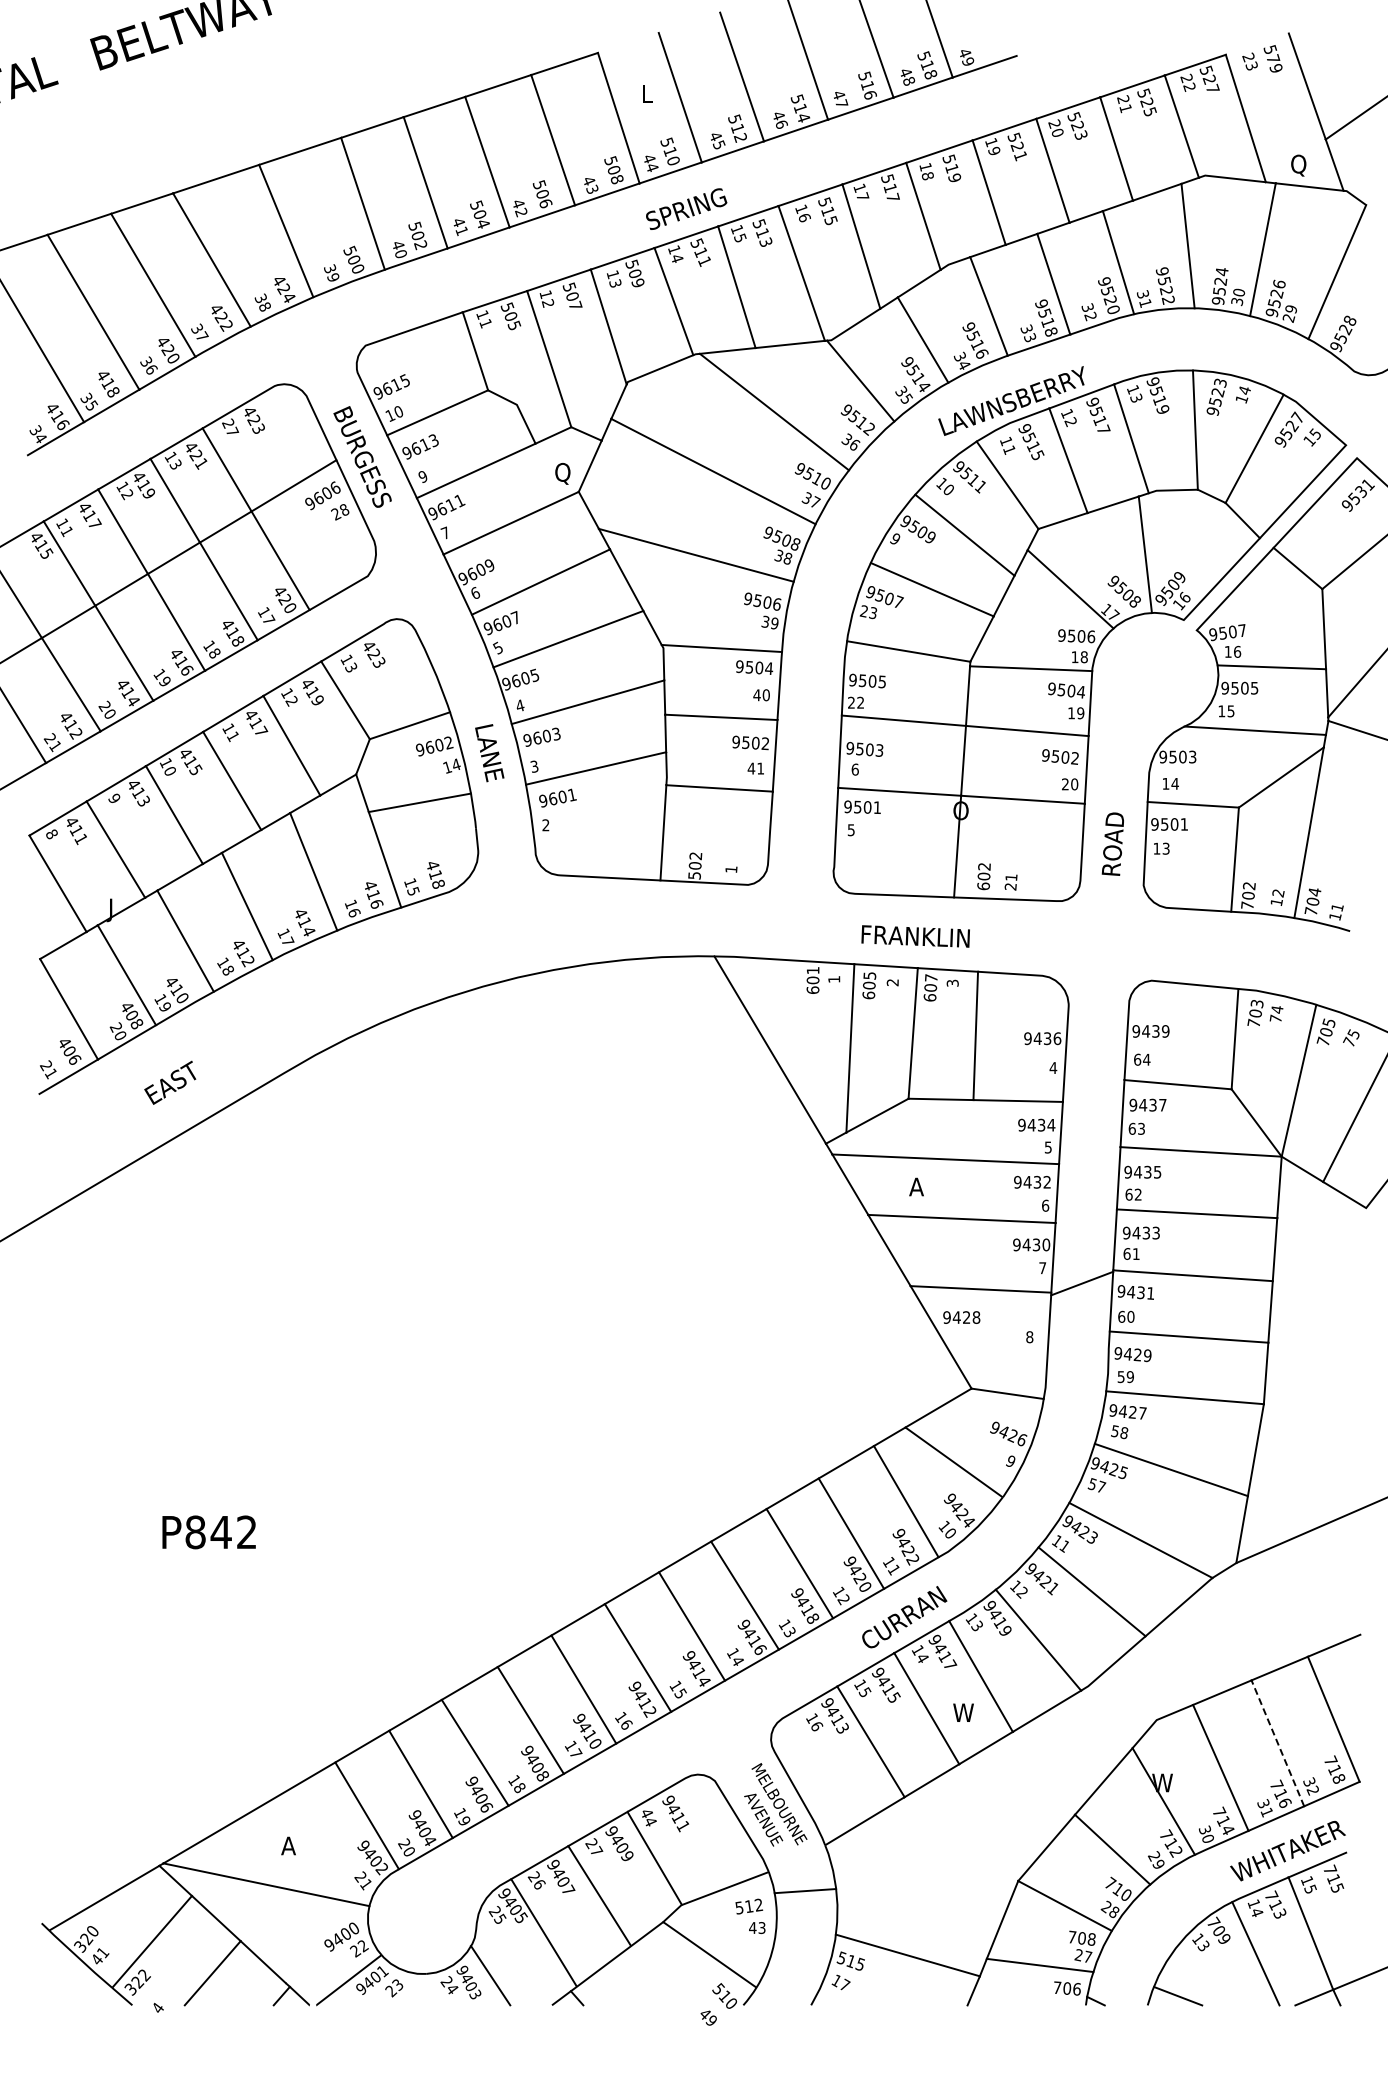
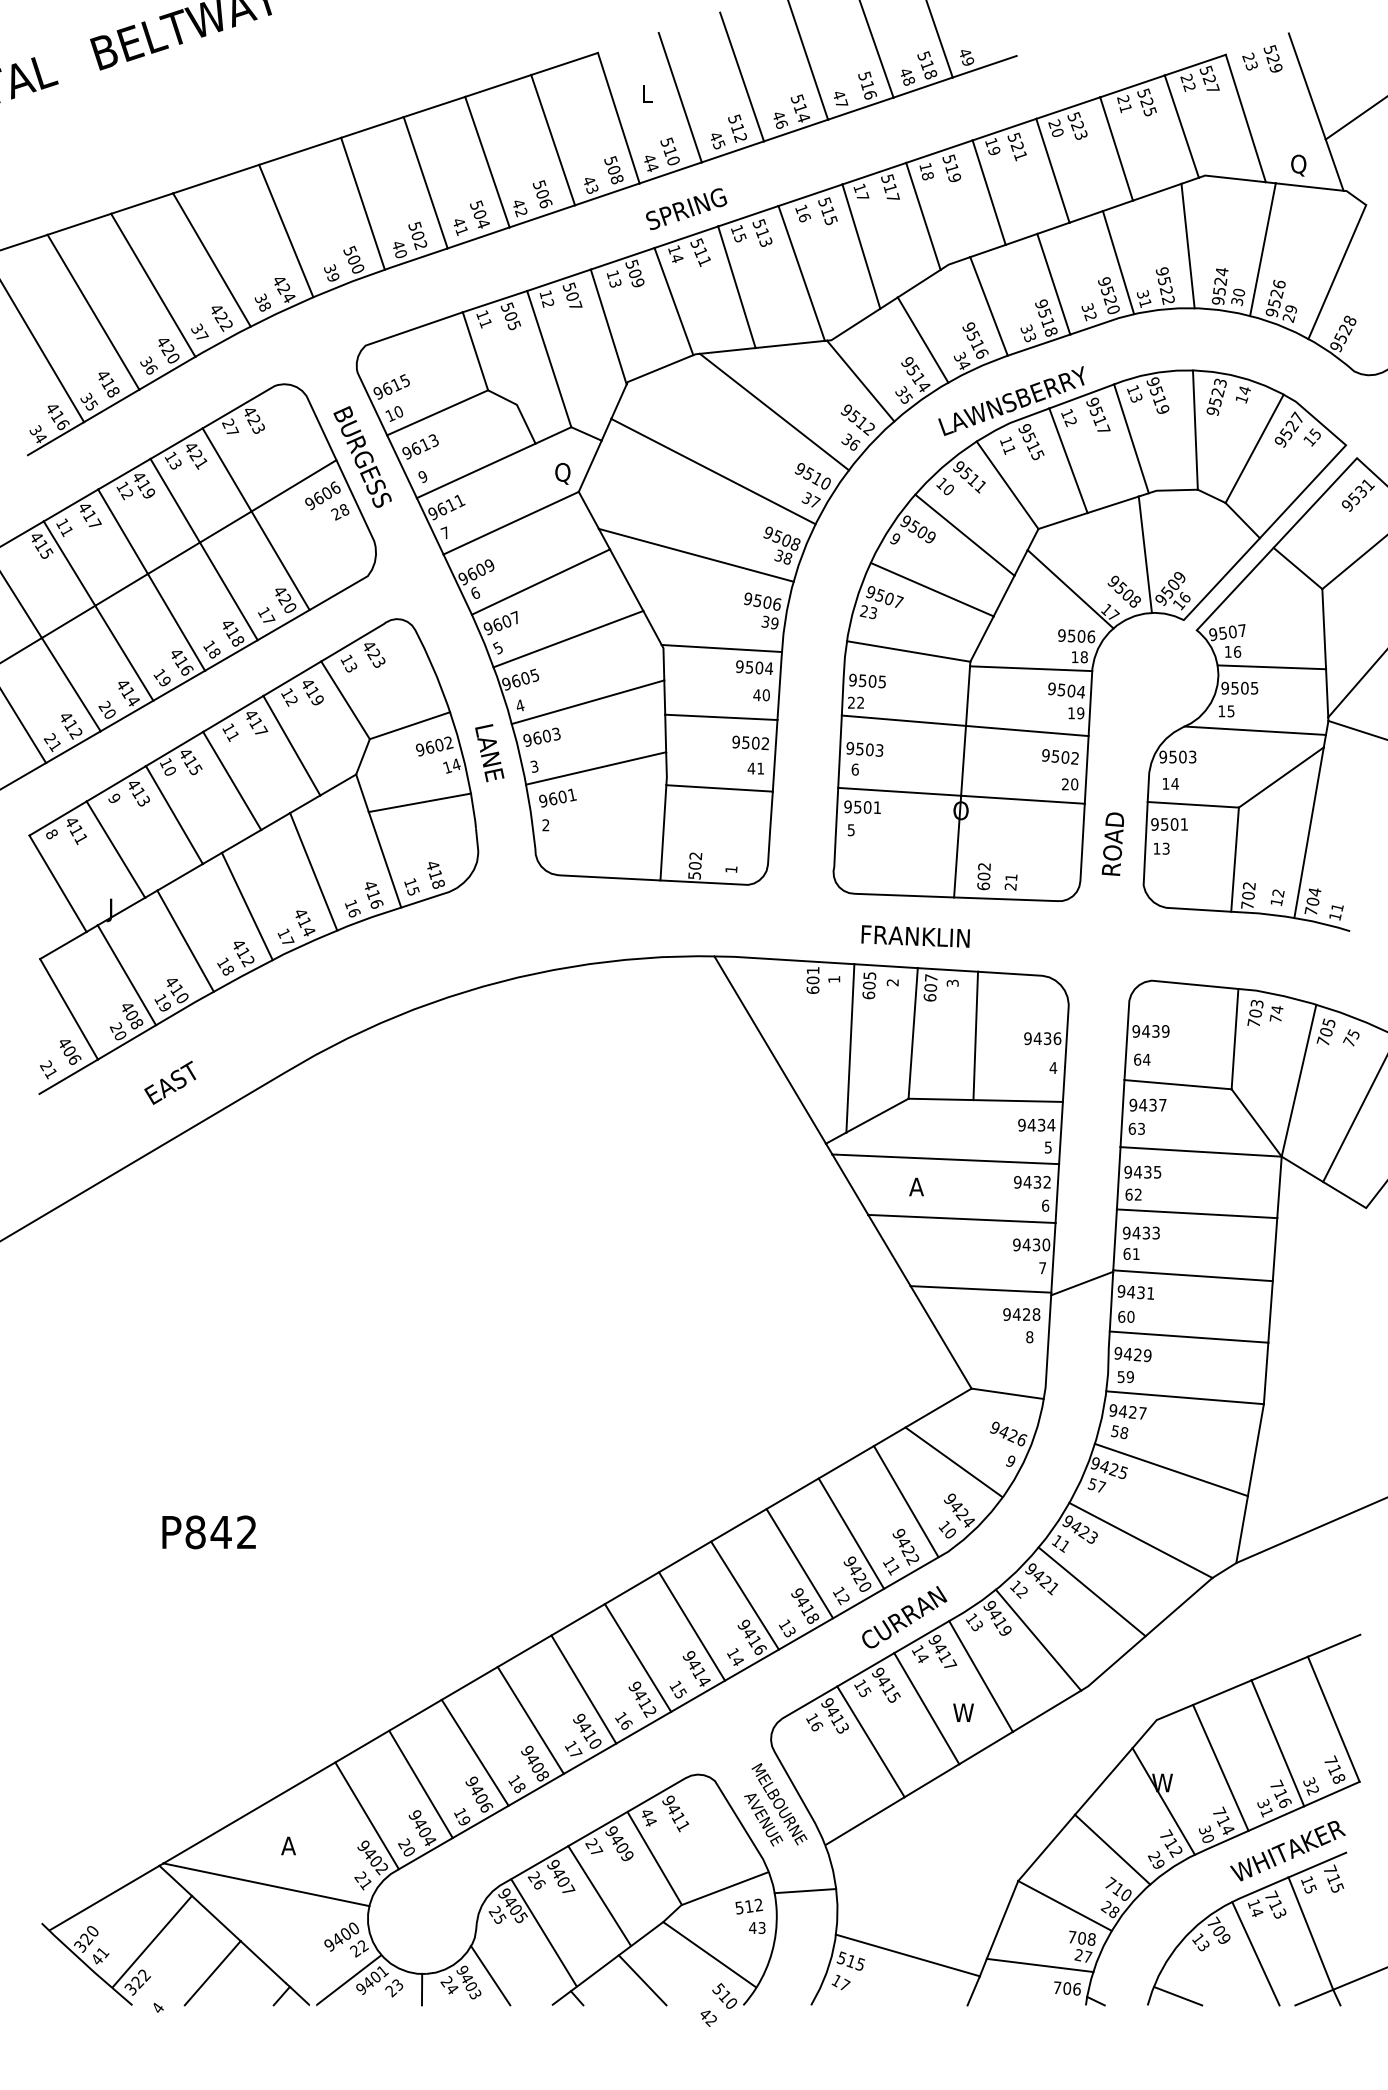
text: 579 -> 529 (1273, 58)
text position: (961, 1317) -> (1021, 1314) (1021, 1314)
line: dashed -> solid (1277, 1742)
line: none -> present (642, 1980)
line: none -> present (421, 1989)
text: 49 -> 42 (710, 2020)
